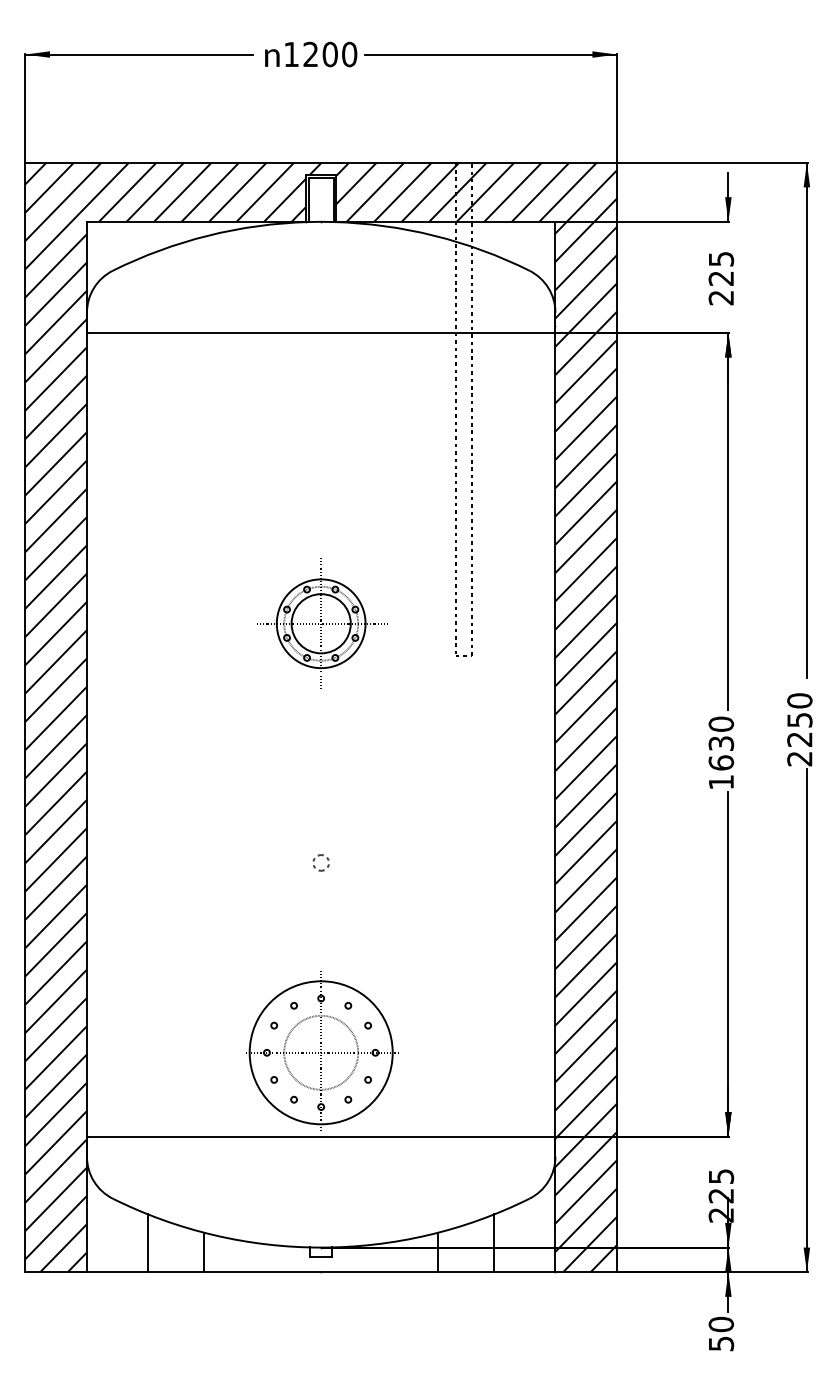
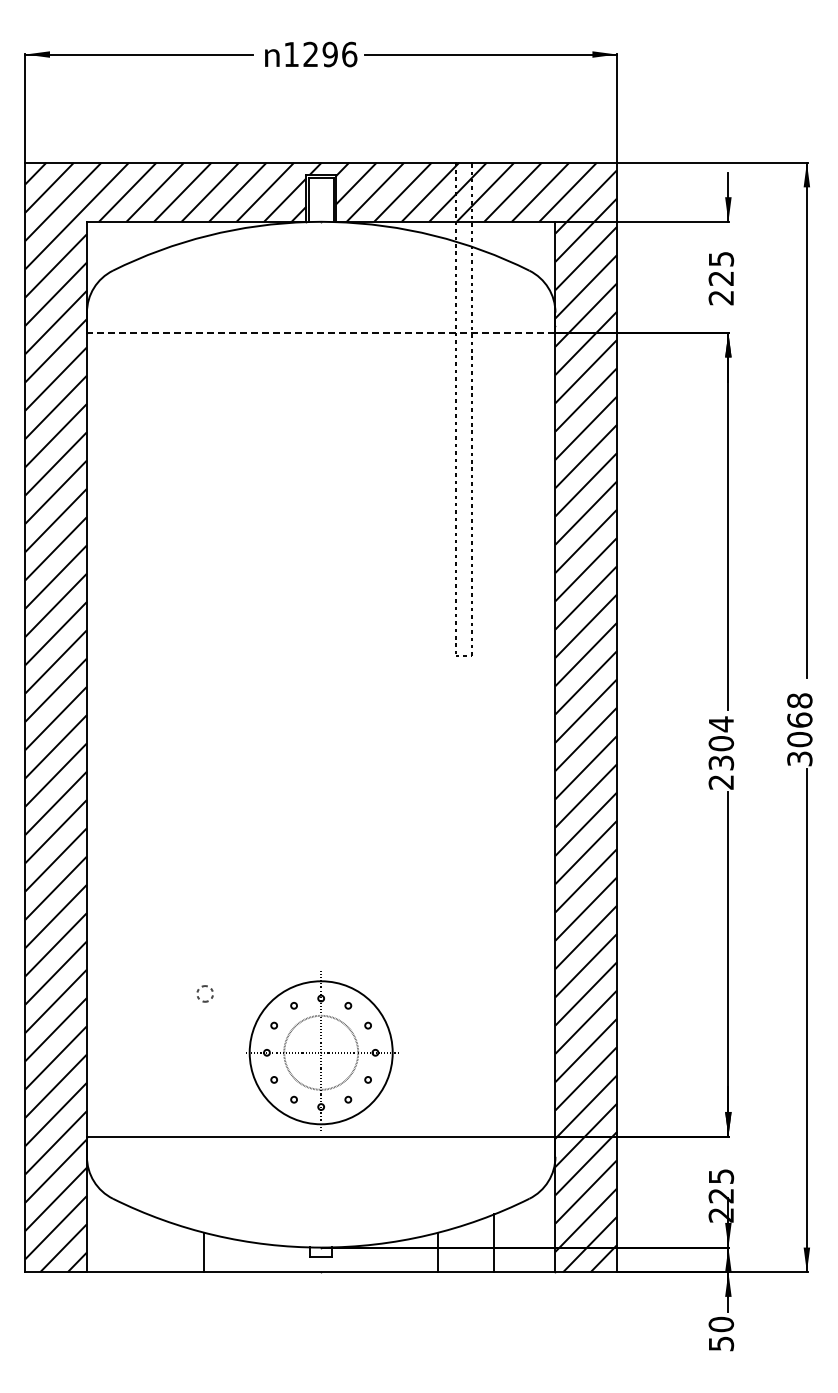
text: 1200 -> 1296 (339, 54)
line: solid -> dashed (320, 332)
part: present -> none (322, 623)
text: 2250 -> 3068 (799, 729)
text: 1630 -> 2304 (721, 752)
part position: (320, 862) -> (204, 993) (204, 993)
line: present -> none (148, 1243)
